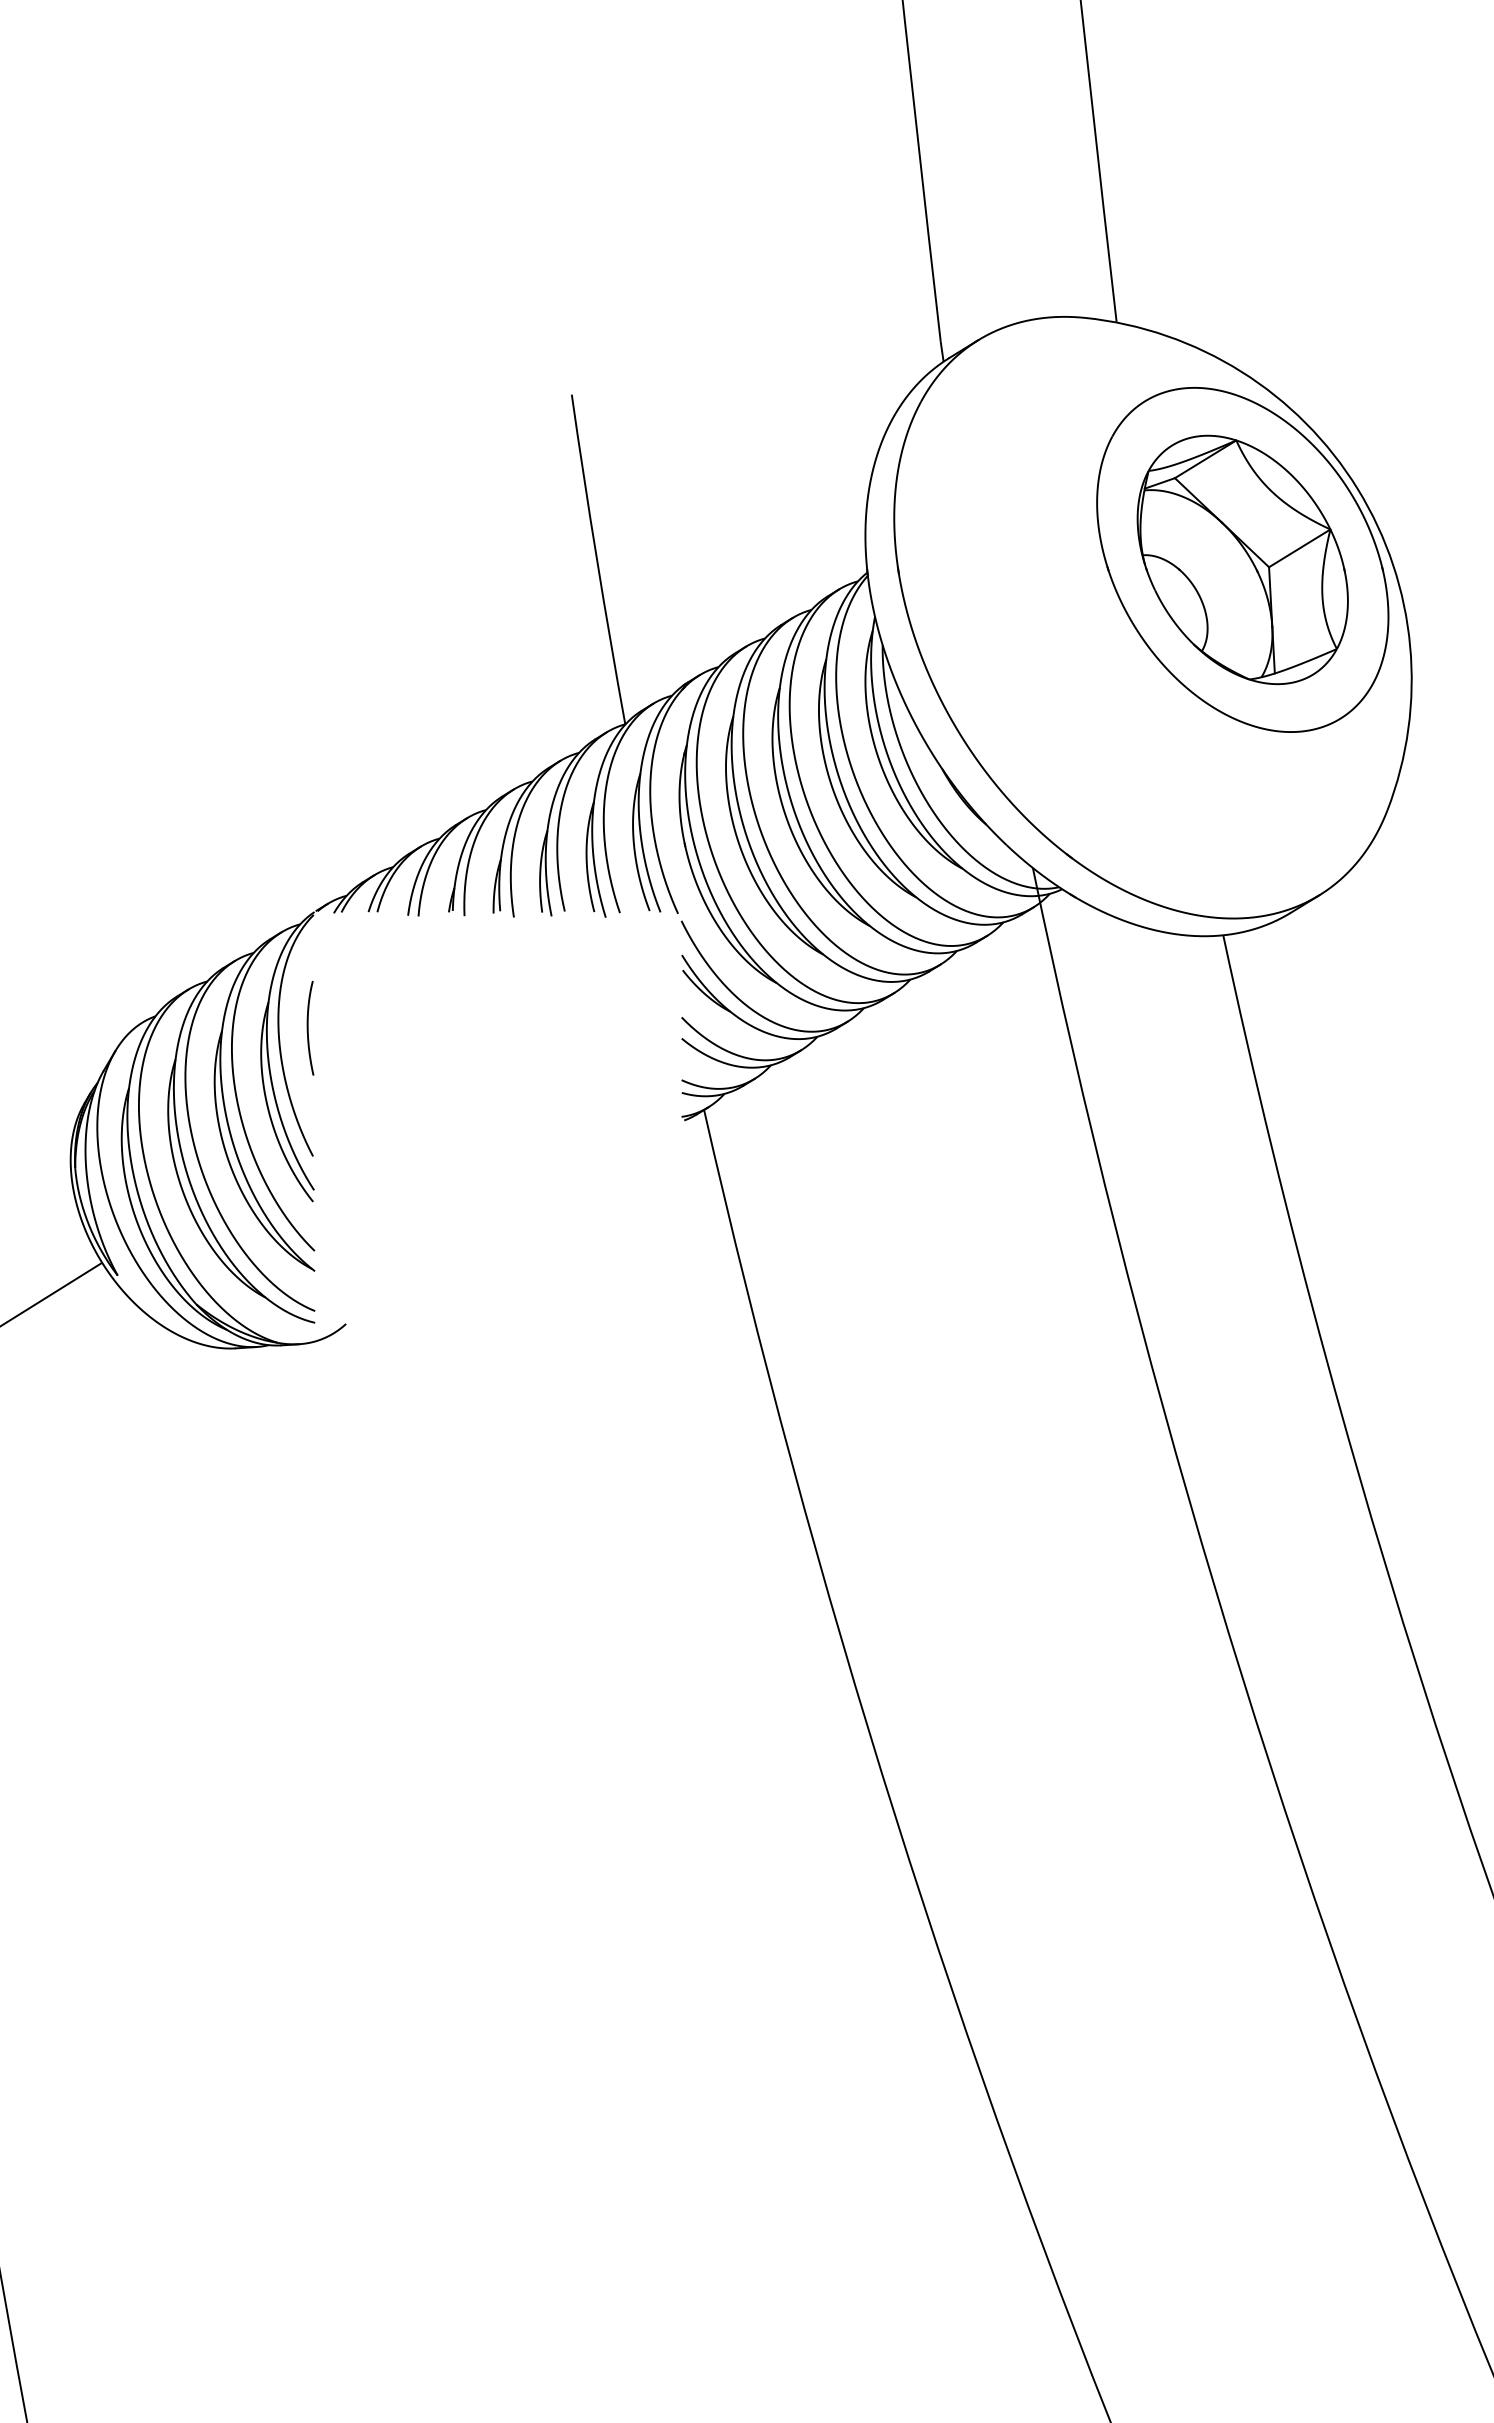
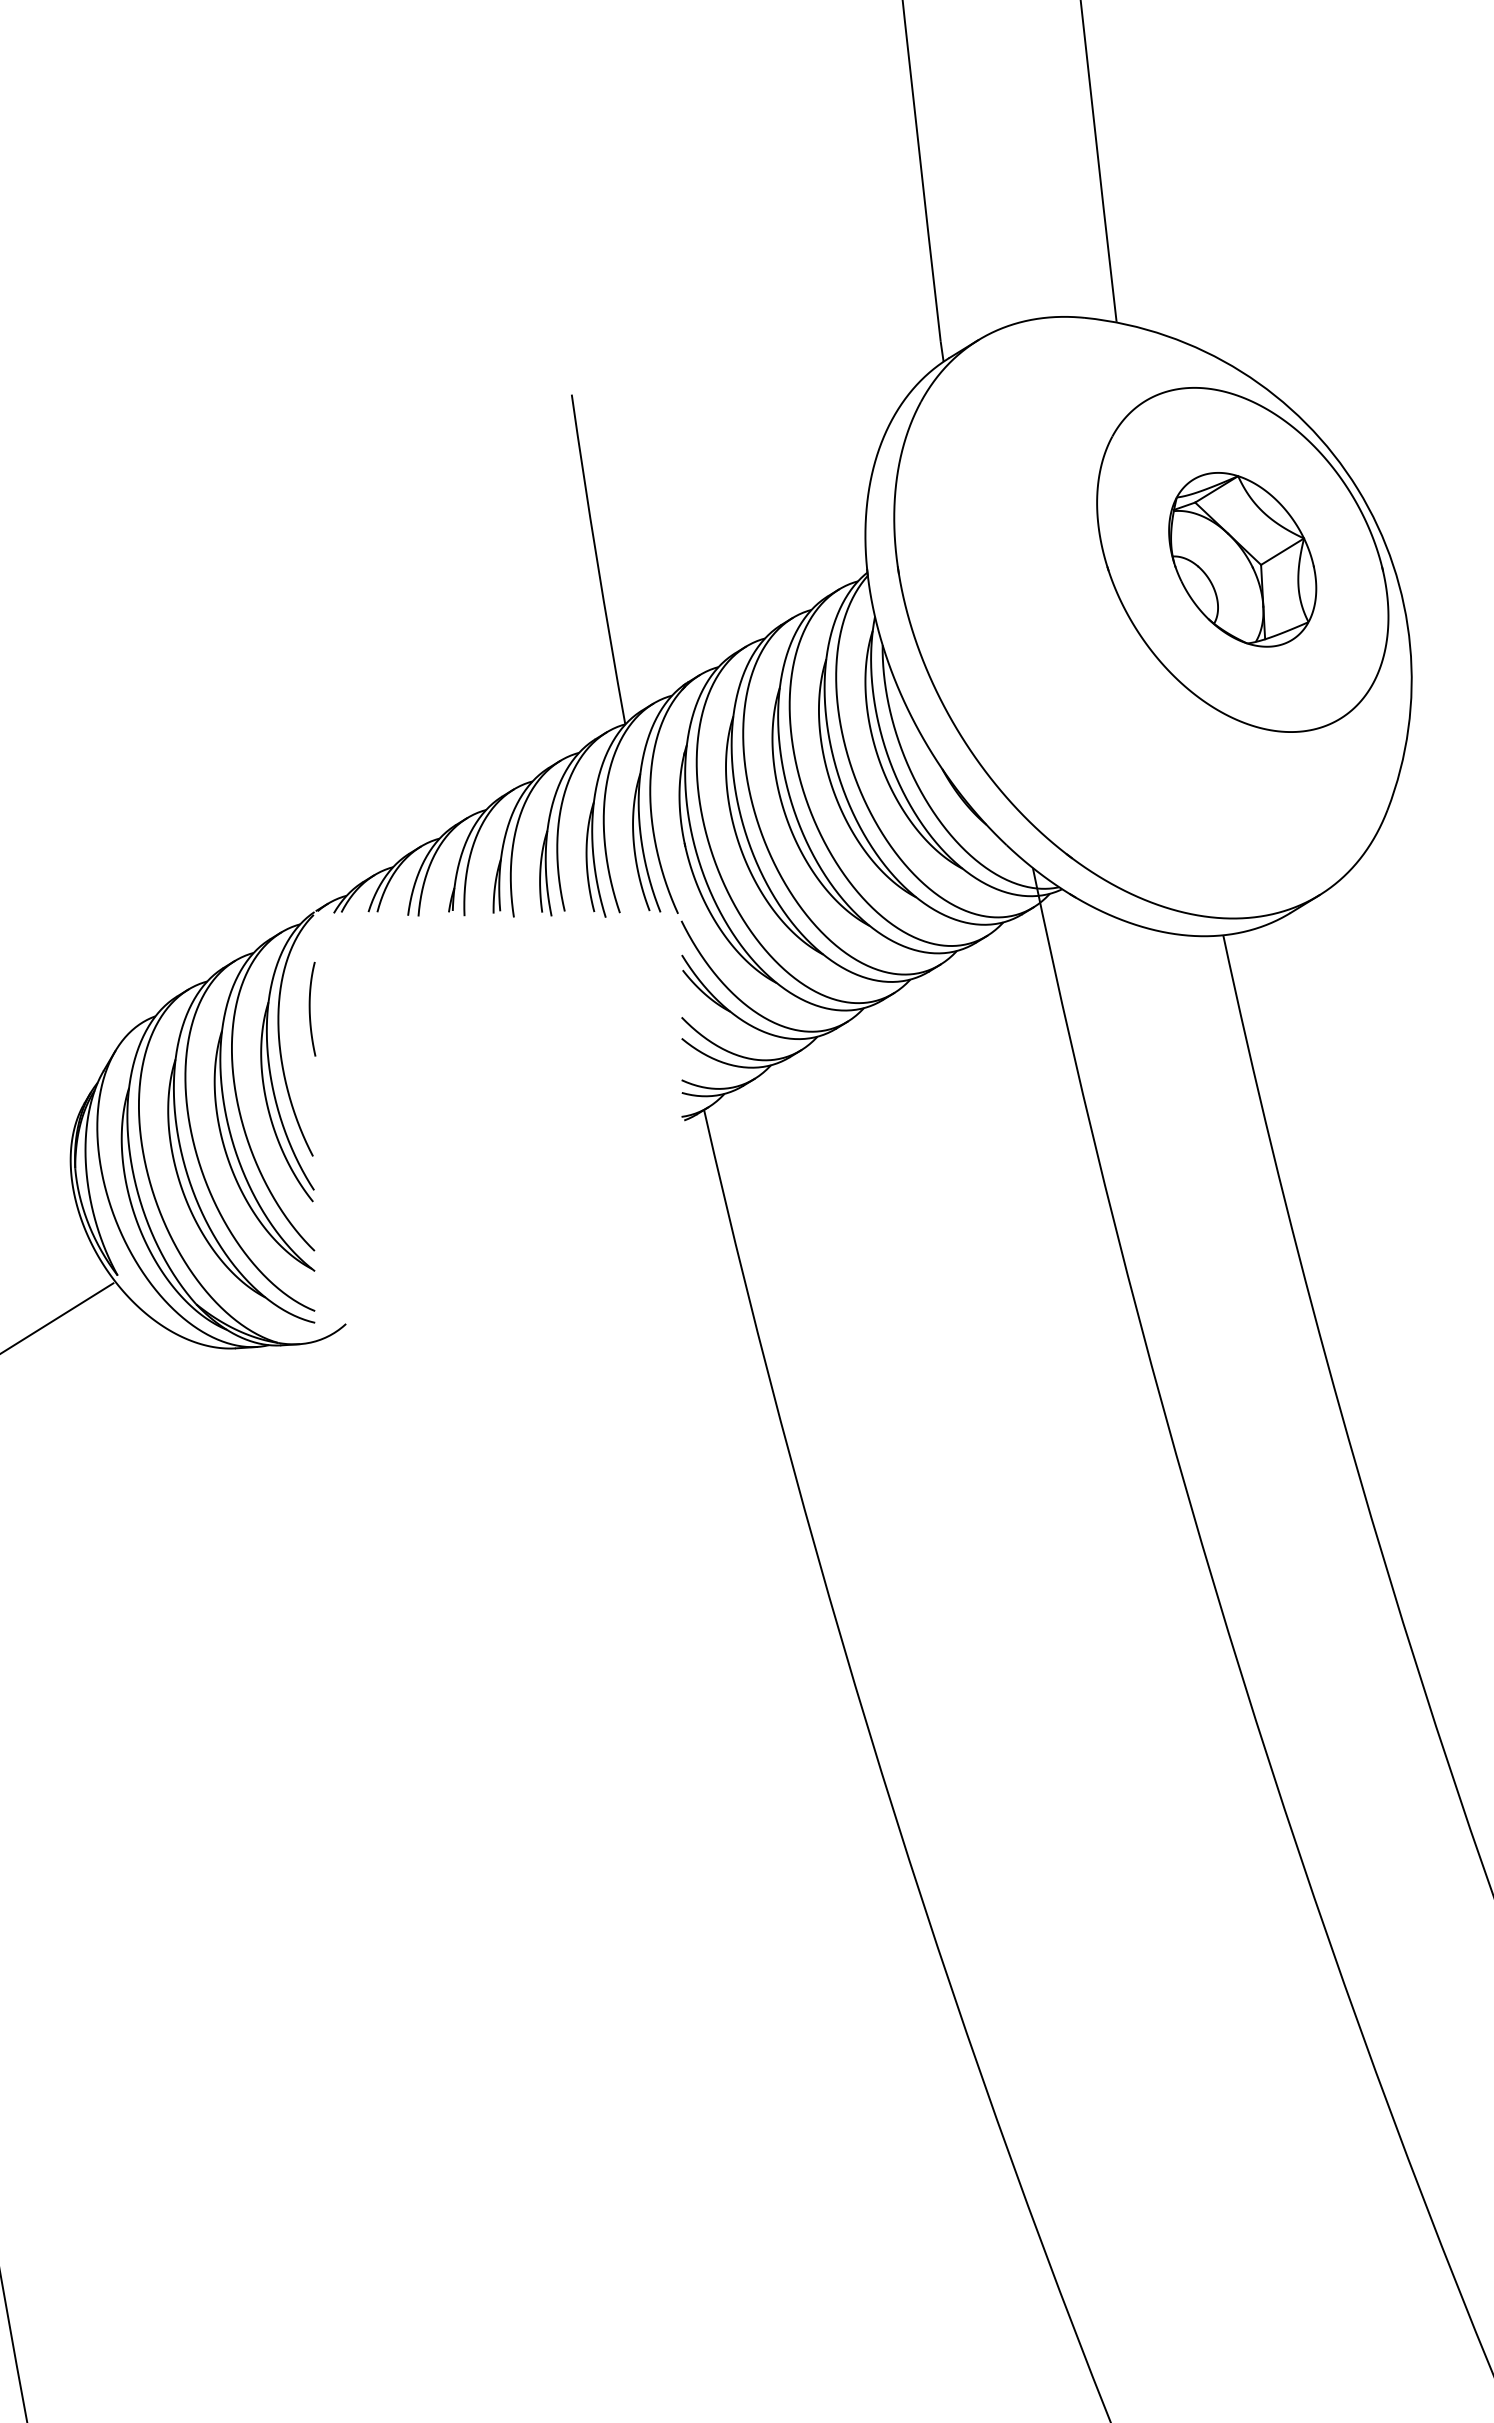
part size: 213x251 px -> 150x176 px (1242, 559)
curve position: (308, 1027) -> (310, 1008) (310, 1008)
line position: (52, 1293) -> (58, 1317) (58, 1317)
